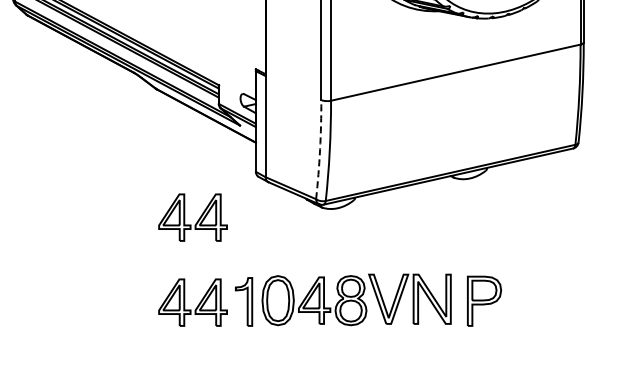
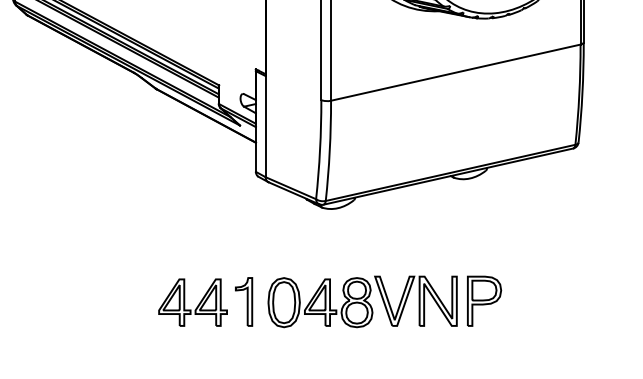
arc: dashed -> solid (320, 149)
part: present -> none (192, 217)
part position: (356, 299) -> (362, 301) (362, 301)
